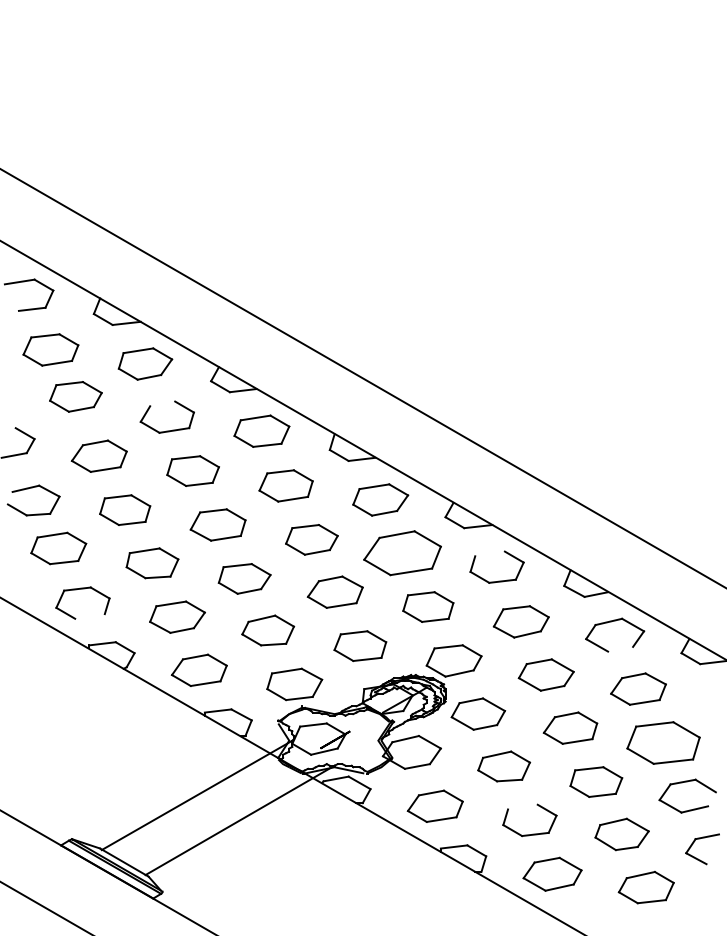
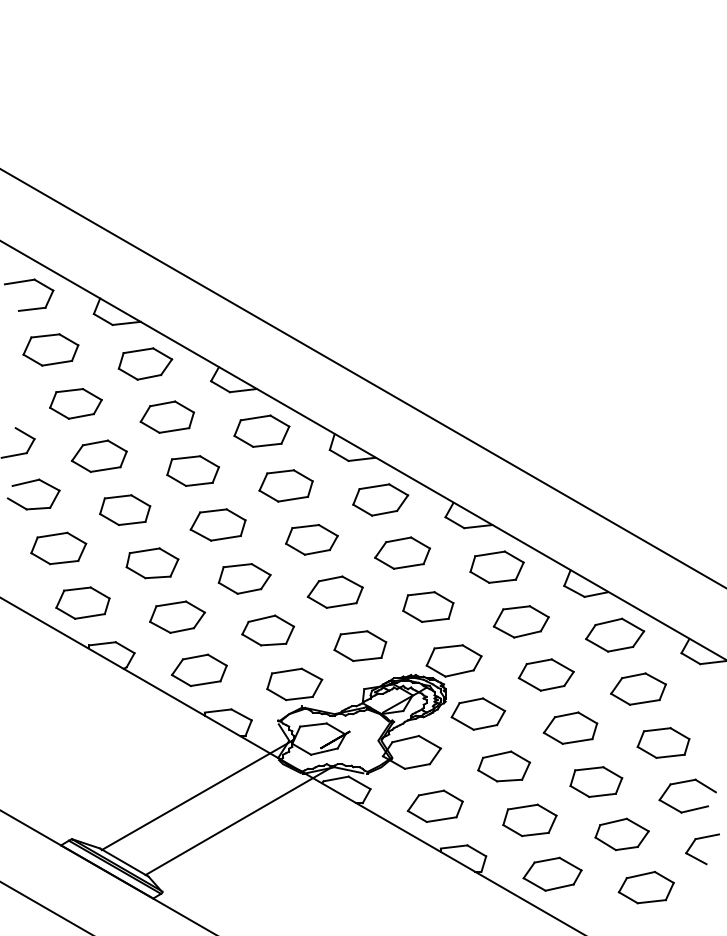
part position: (75, 396) -> (75, 403) (75, 403)
line: none -> present (162, 403)
part position: (32, 488) -> (32, 482) (32, 482)
part size: 79x47 px -> 57x34 px (402, 552)
line: none -> present (489, 553)
line: none -> present (89, 616)
line: none -> present (620, 648)
part size: 75x44 px -> 55x32 px (663, 742)
line: none -> present (522, 806)
